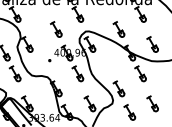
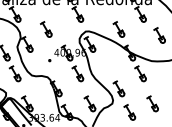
part position: (55, 29) -> (45, 29) (45, 29)
part position: (152, 44) -> (159, 35) (159, 35)
